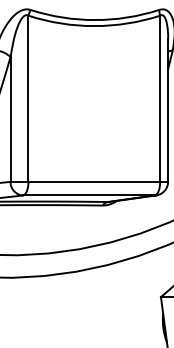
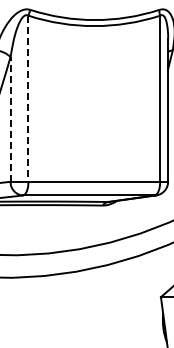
line: solid -> dashed (28, 99)
line: solid -> dashed (10, 118)
